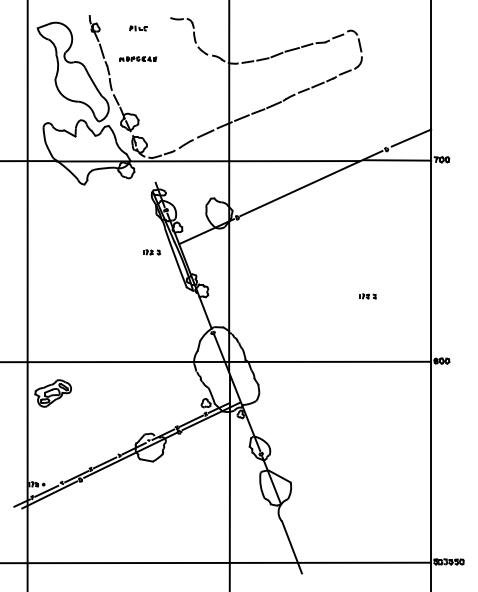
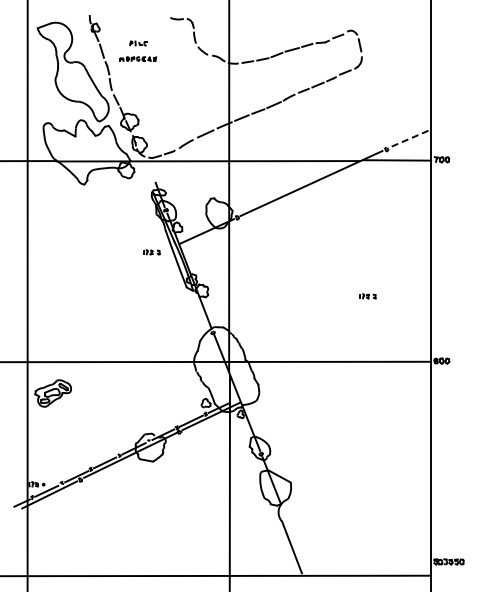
part position: (138, 28) -> (138, 43) (138, 43)
line: solid -> dashed (411, 137)
line position: (216, 562) -> (216, 575) (216, 575)
